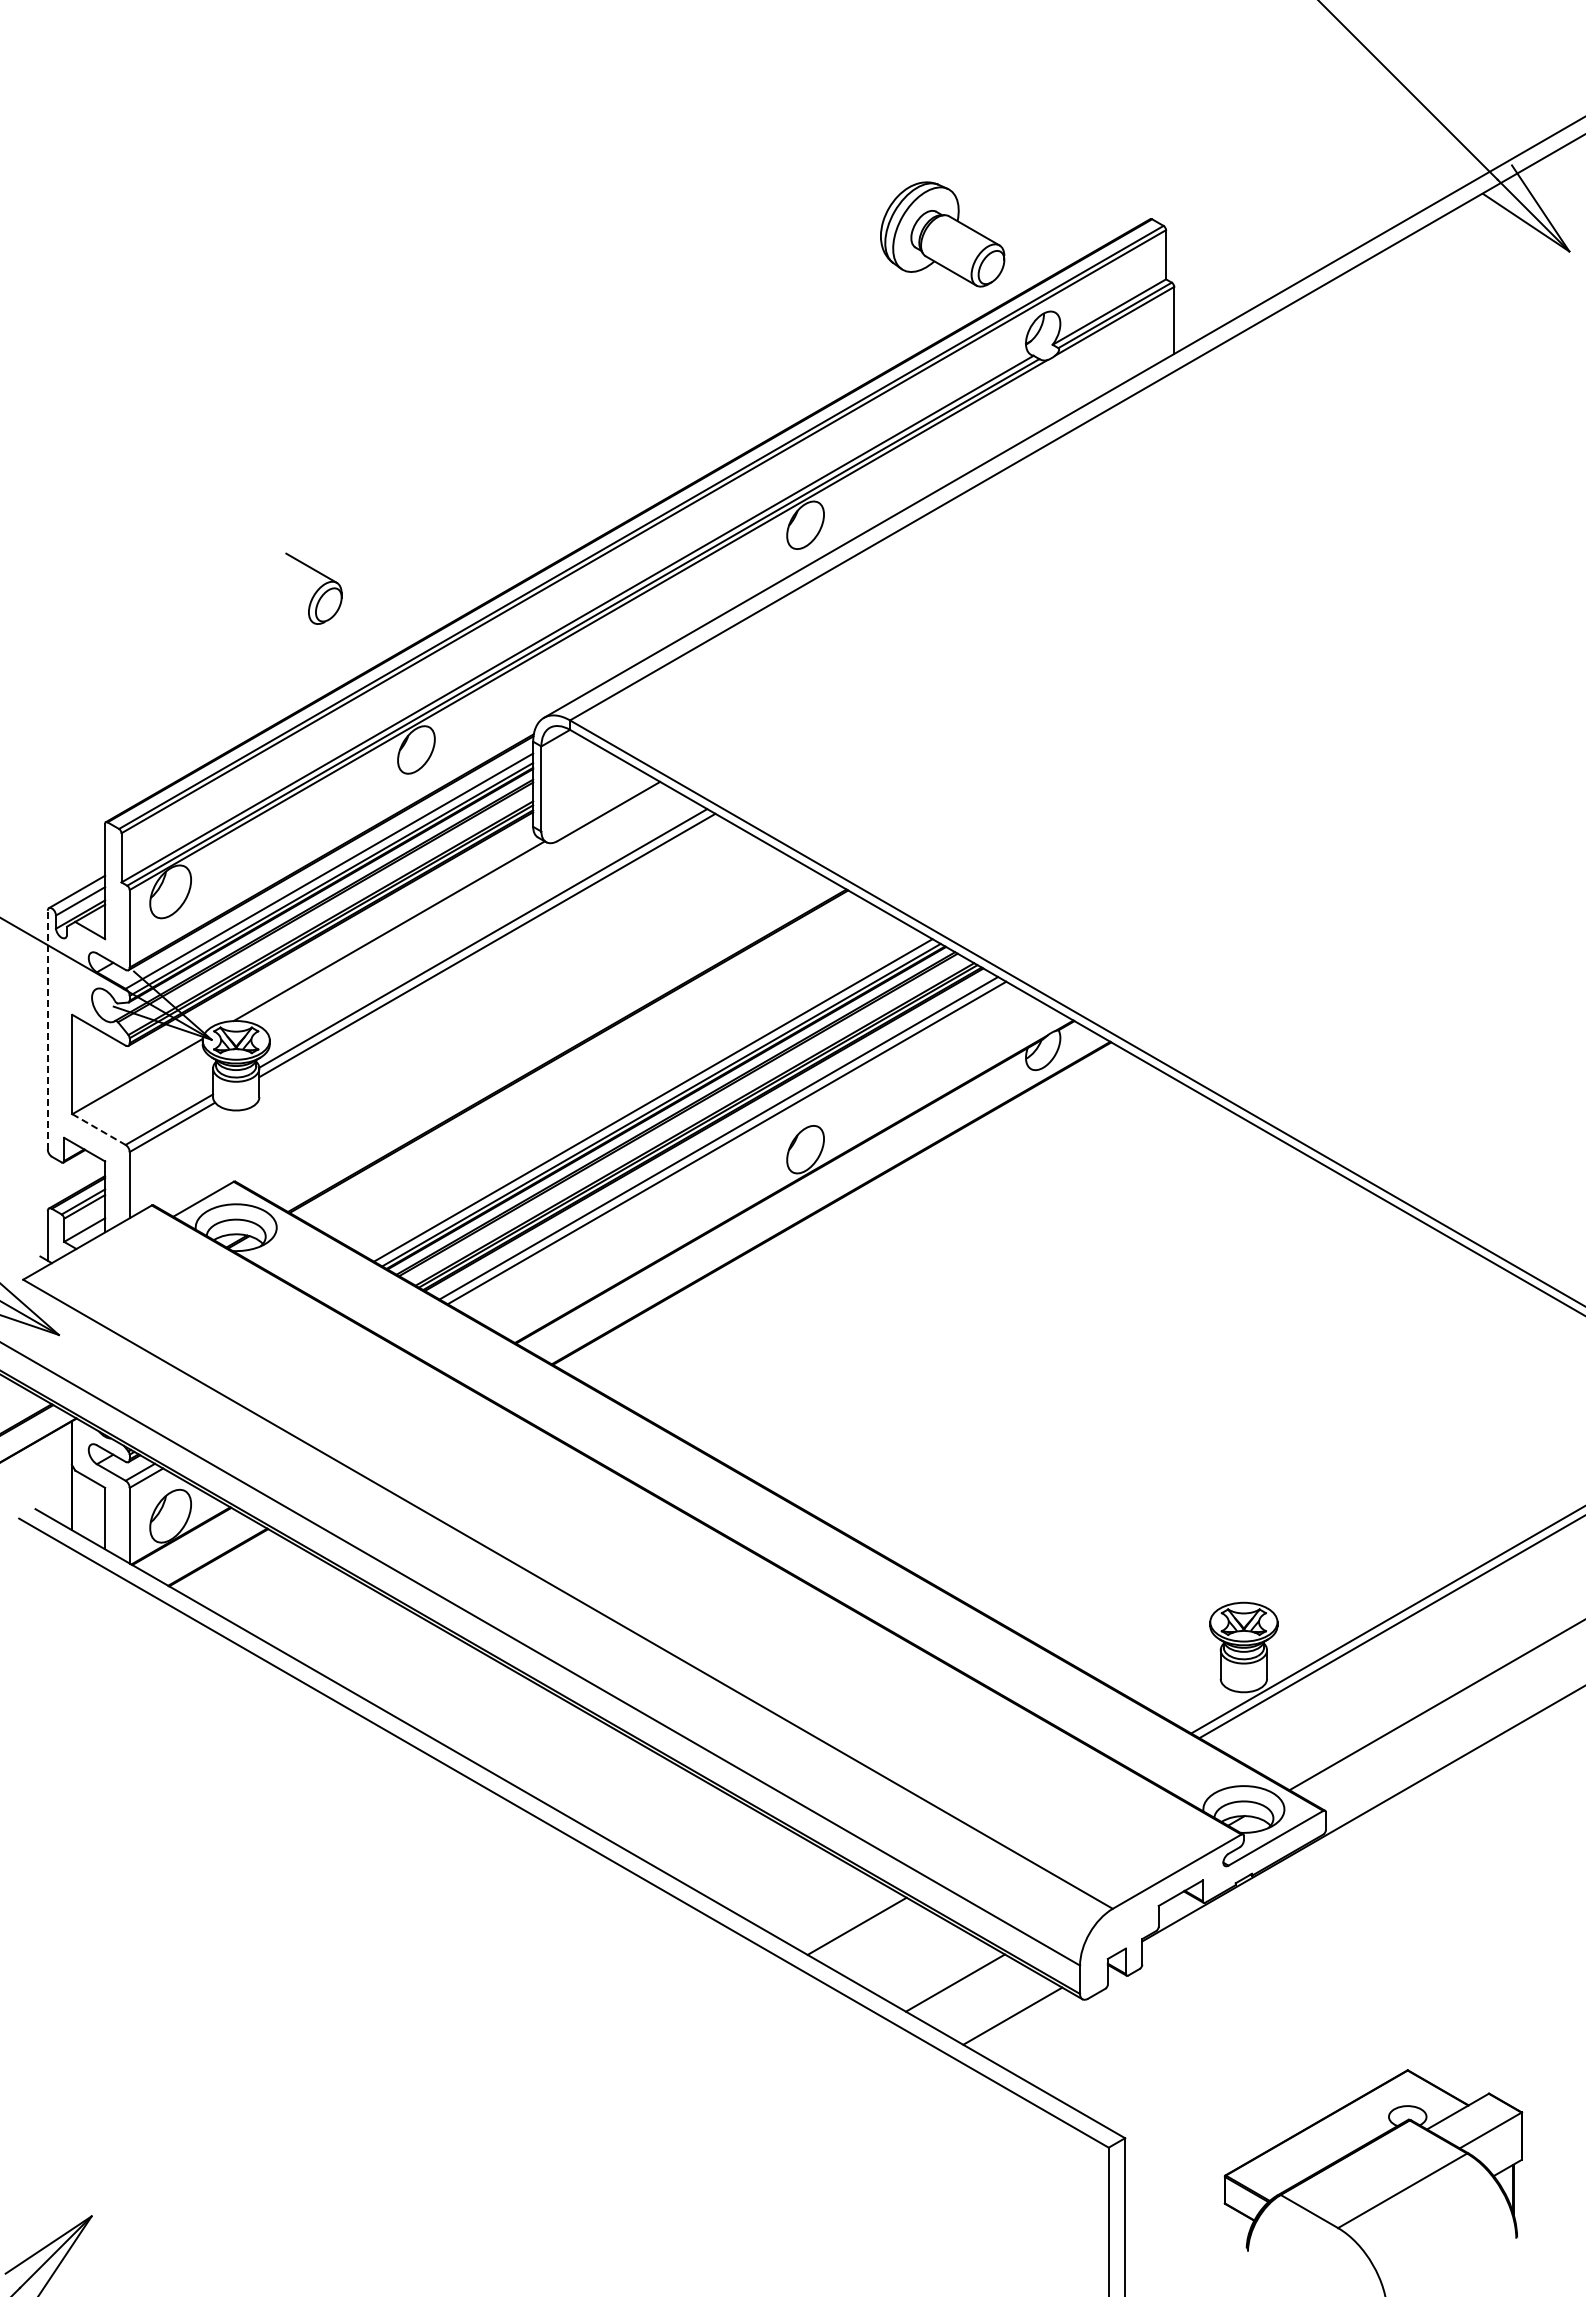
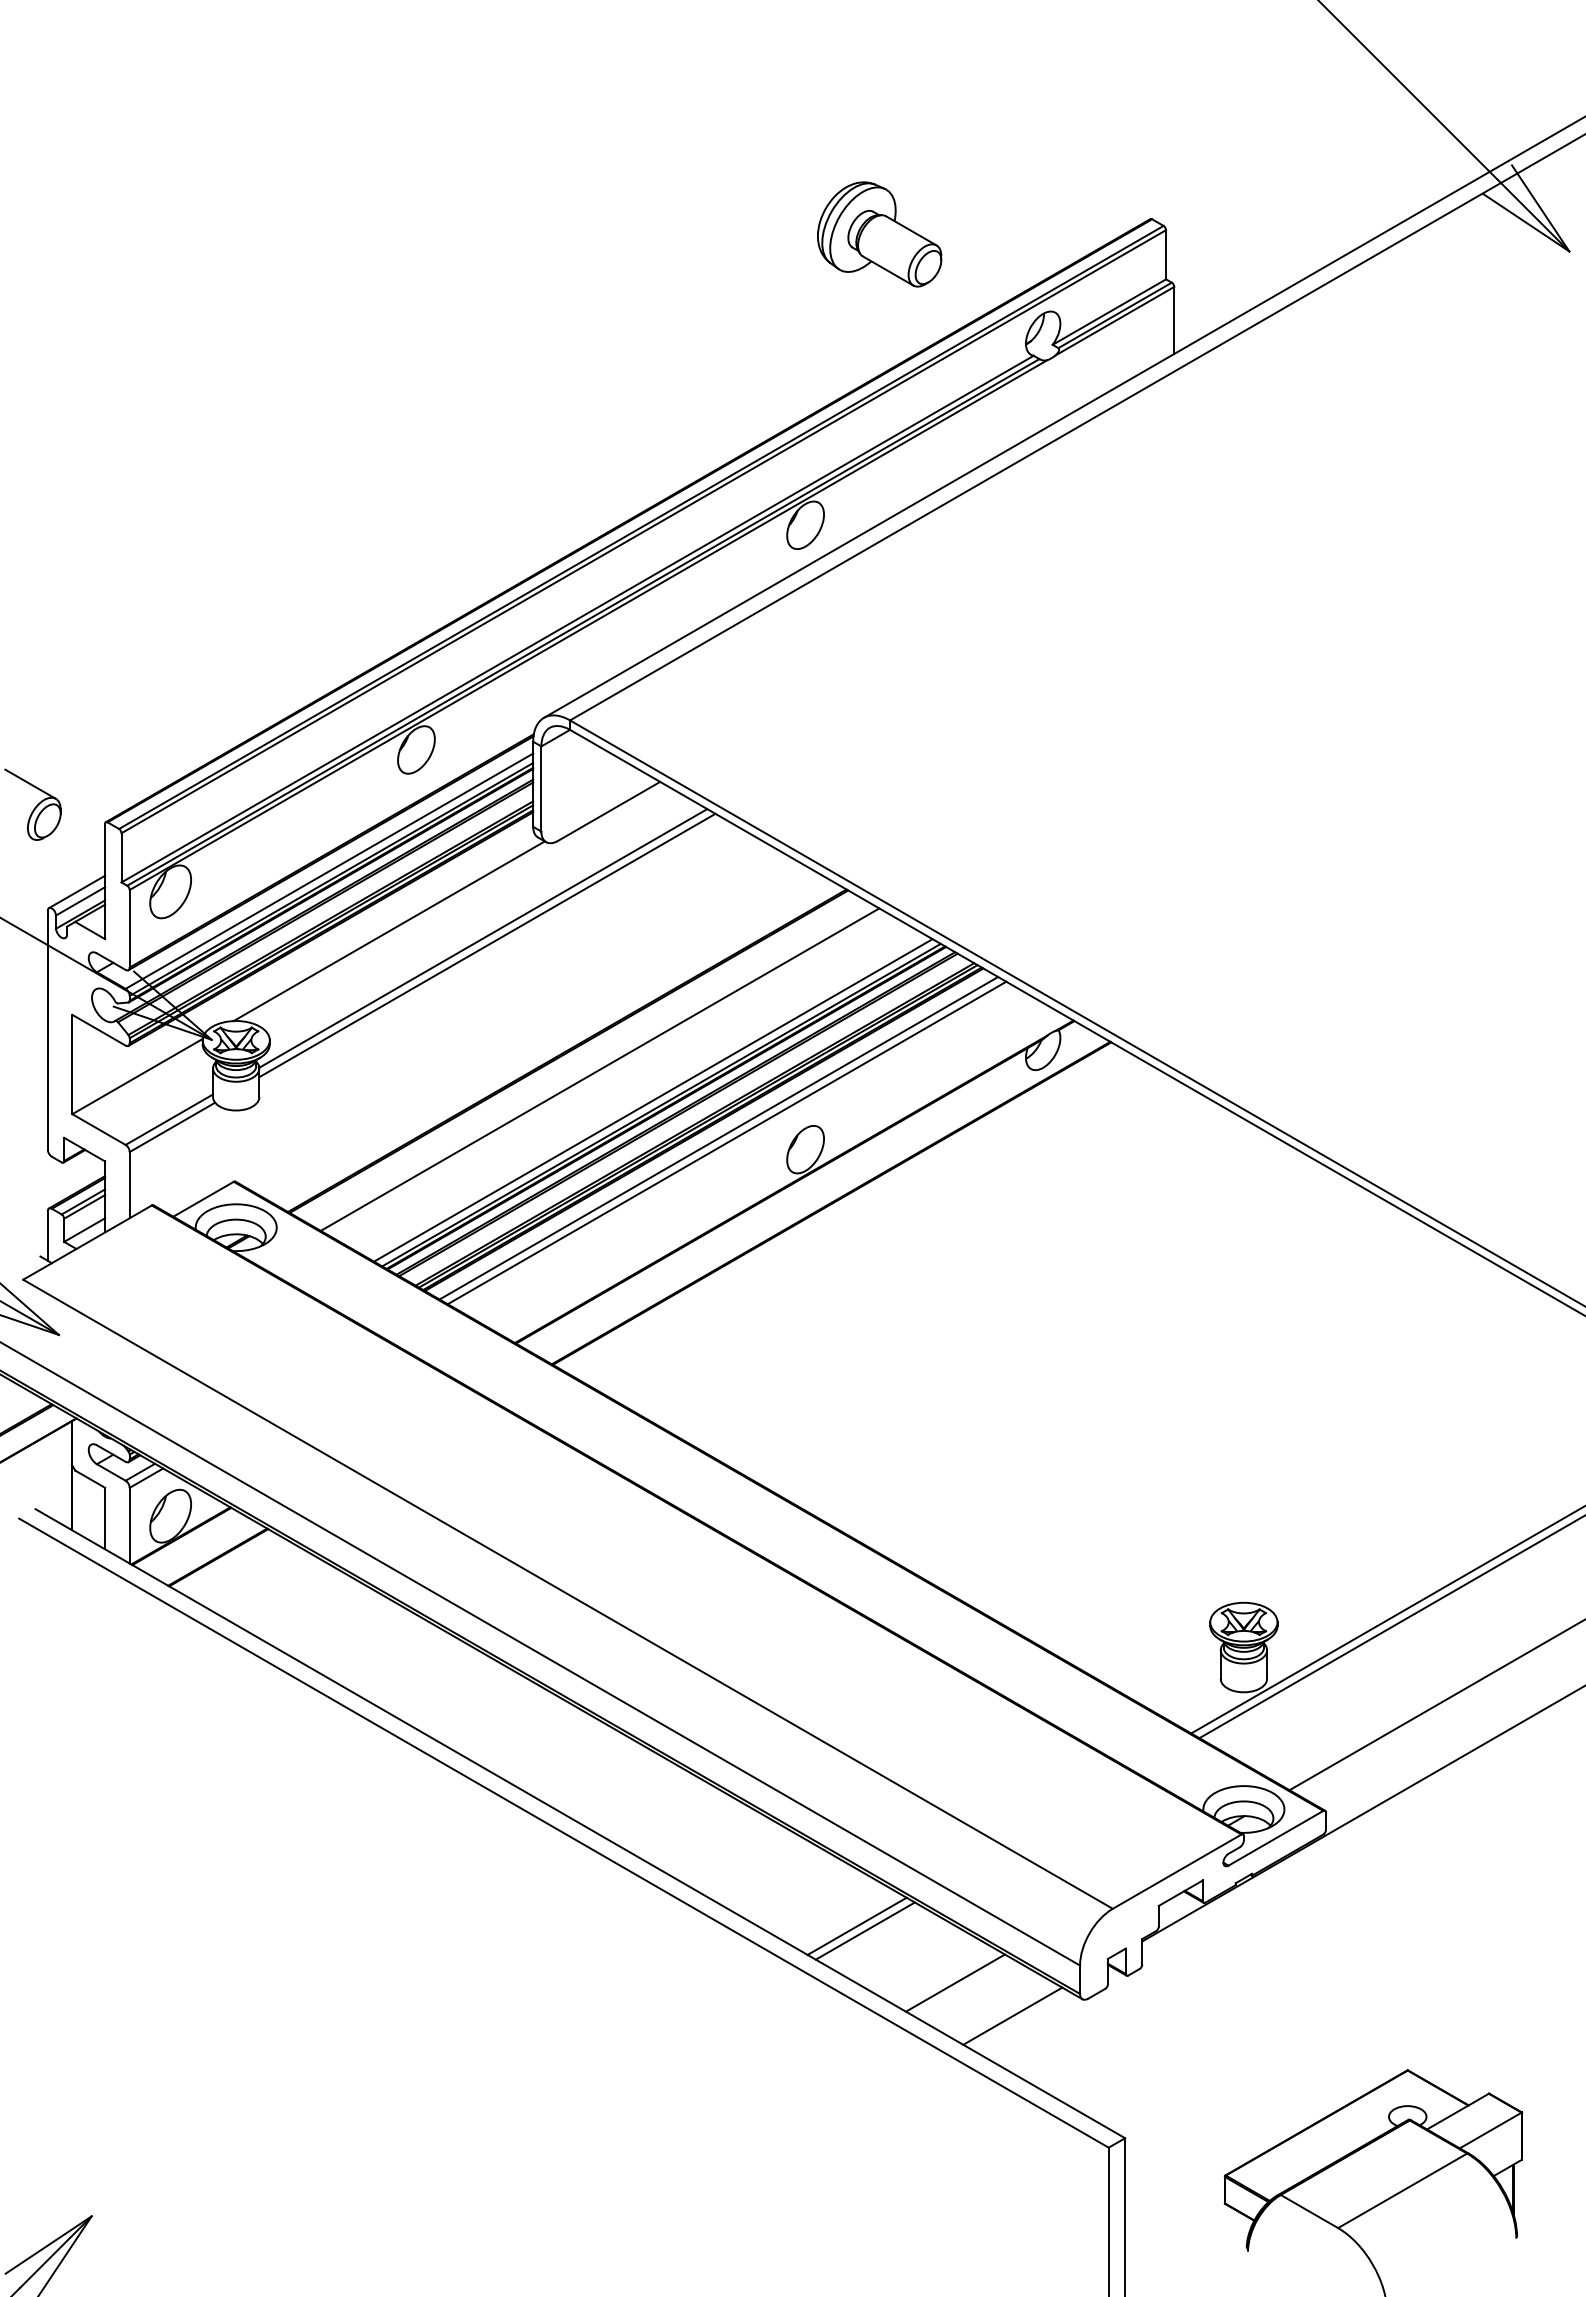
part position: (942, 234) -> (879, 234) (879, 234)
part position: (313, 588) -> (32, 804) (32, 804)
line: dashed -> solid (47, 1029)
line: none -> present (599, 1069)
line: dashed -> solid (99, 1129)
line: none -> present (864, 1930)
